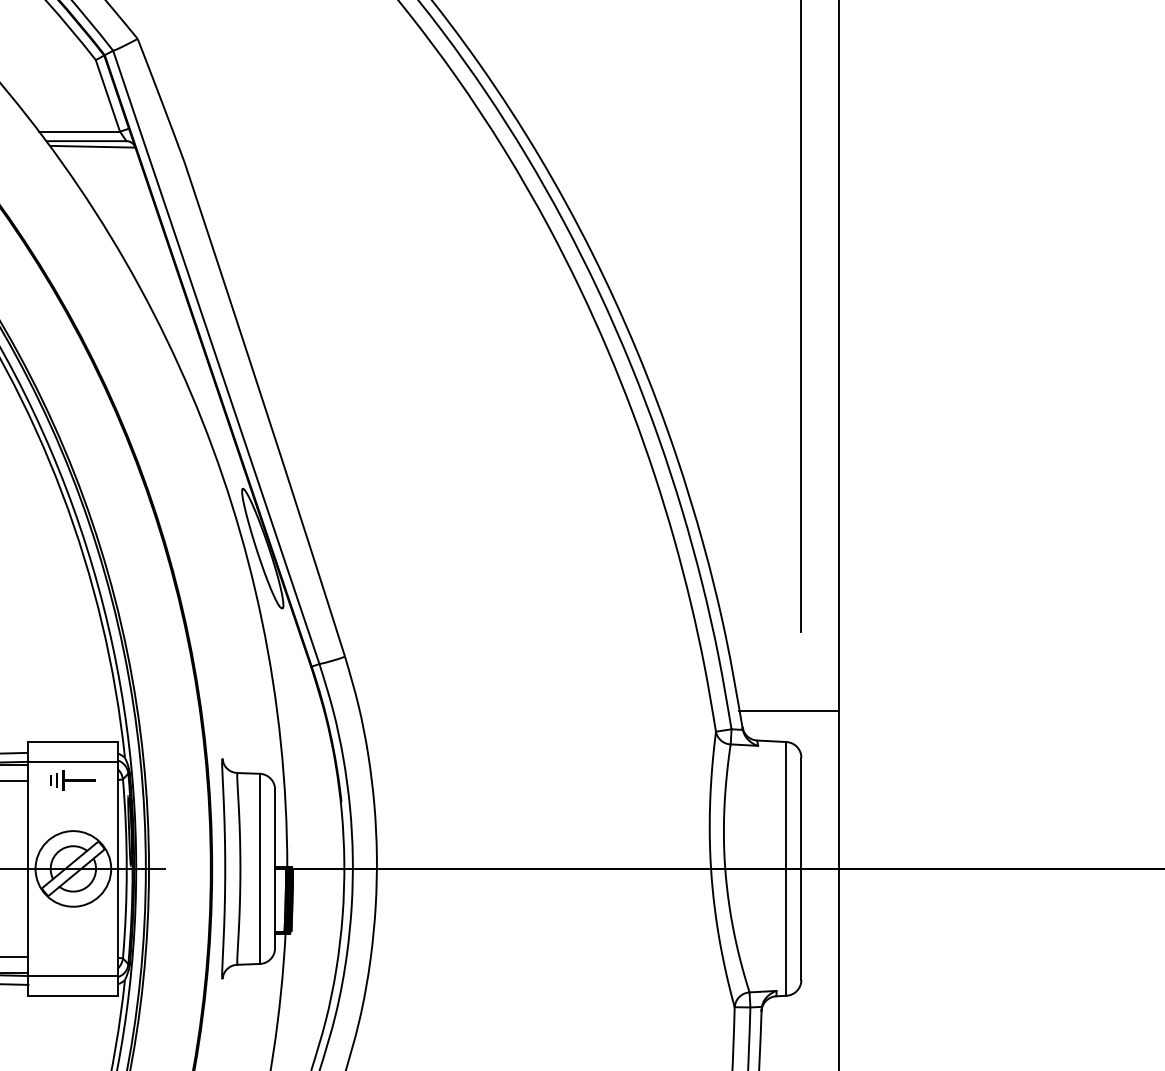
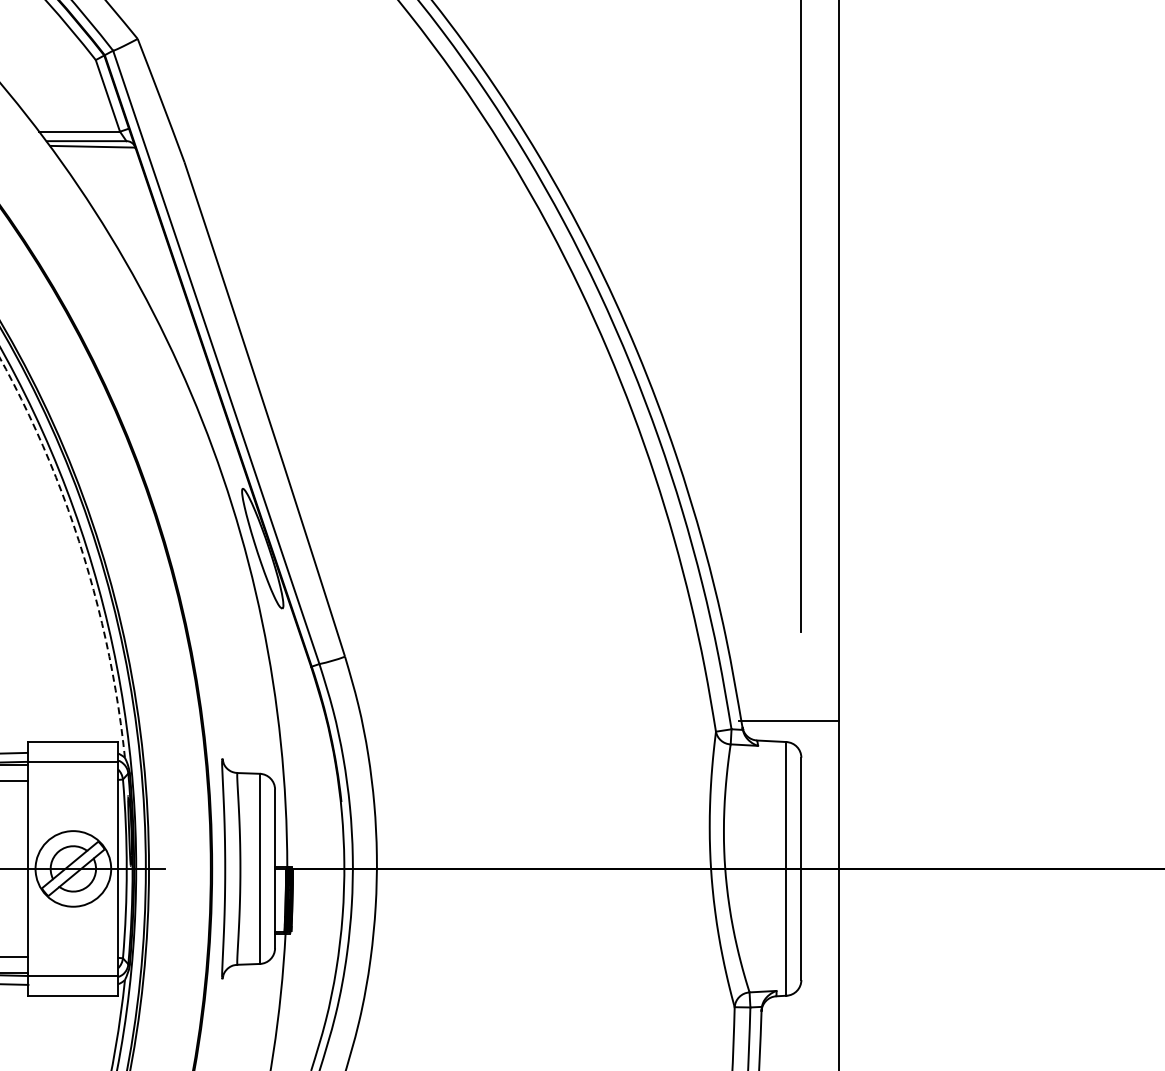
arc: solid -> dashed (82, 552)
line position: (789, 711) -> (789, 721) (789, 721)
part: present -> none (72, 780)
